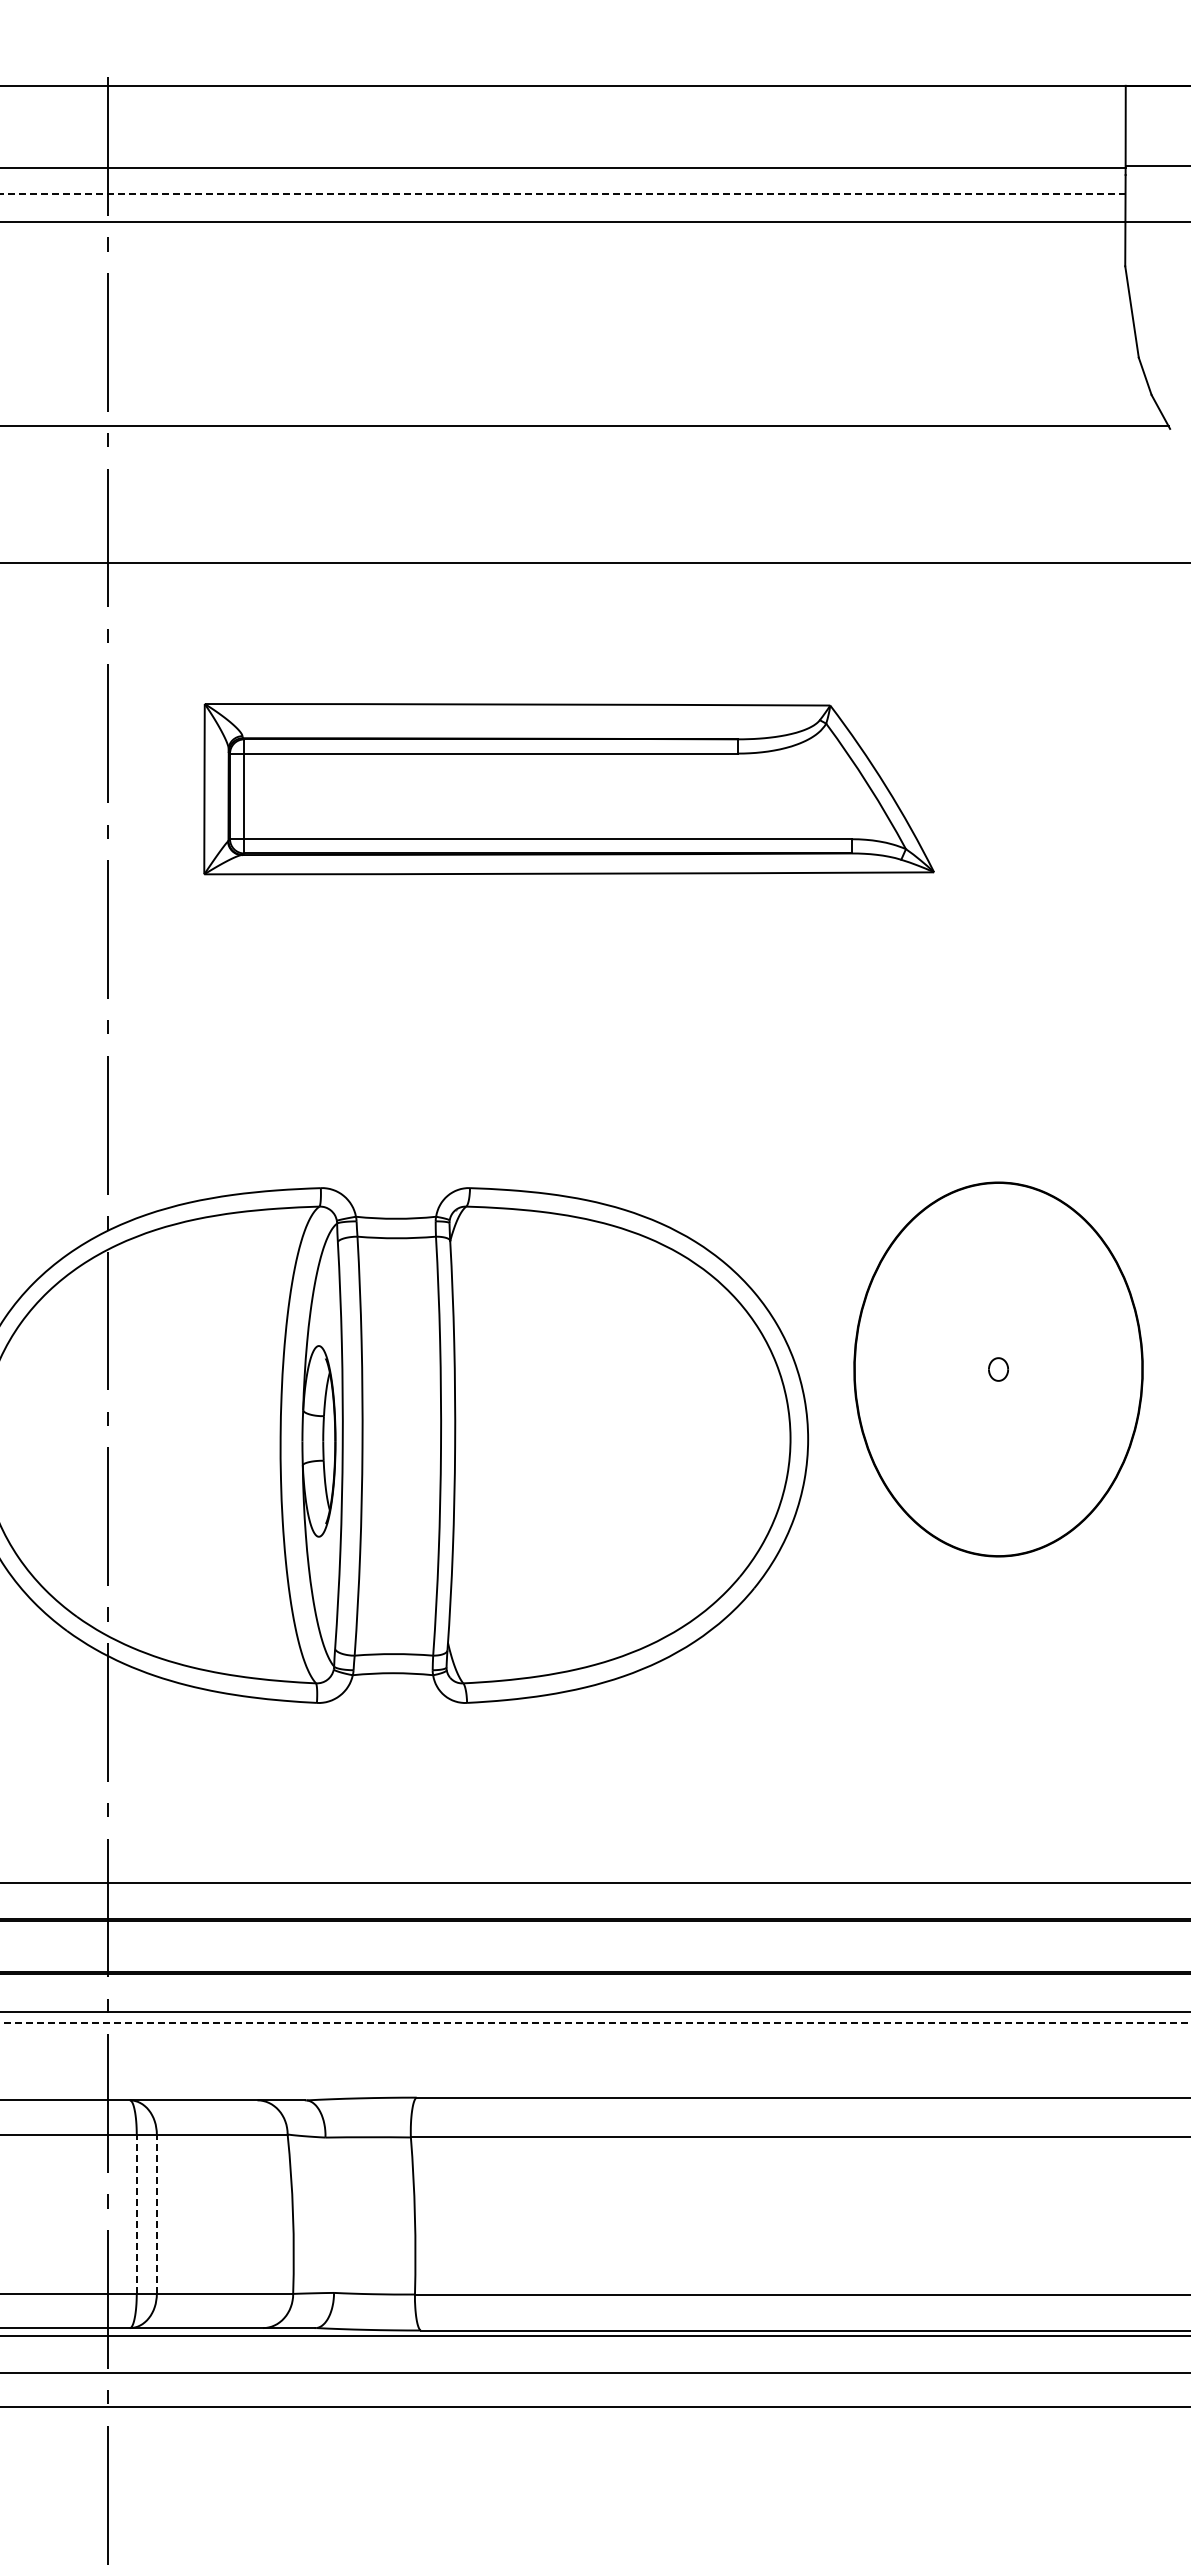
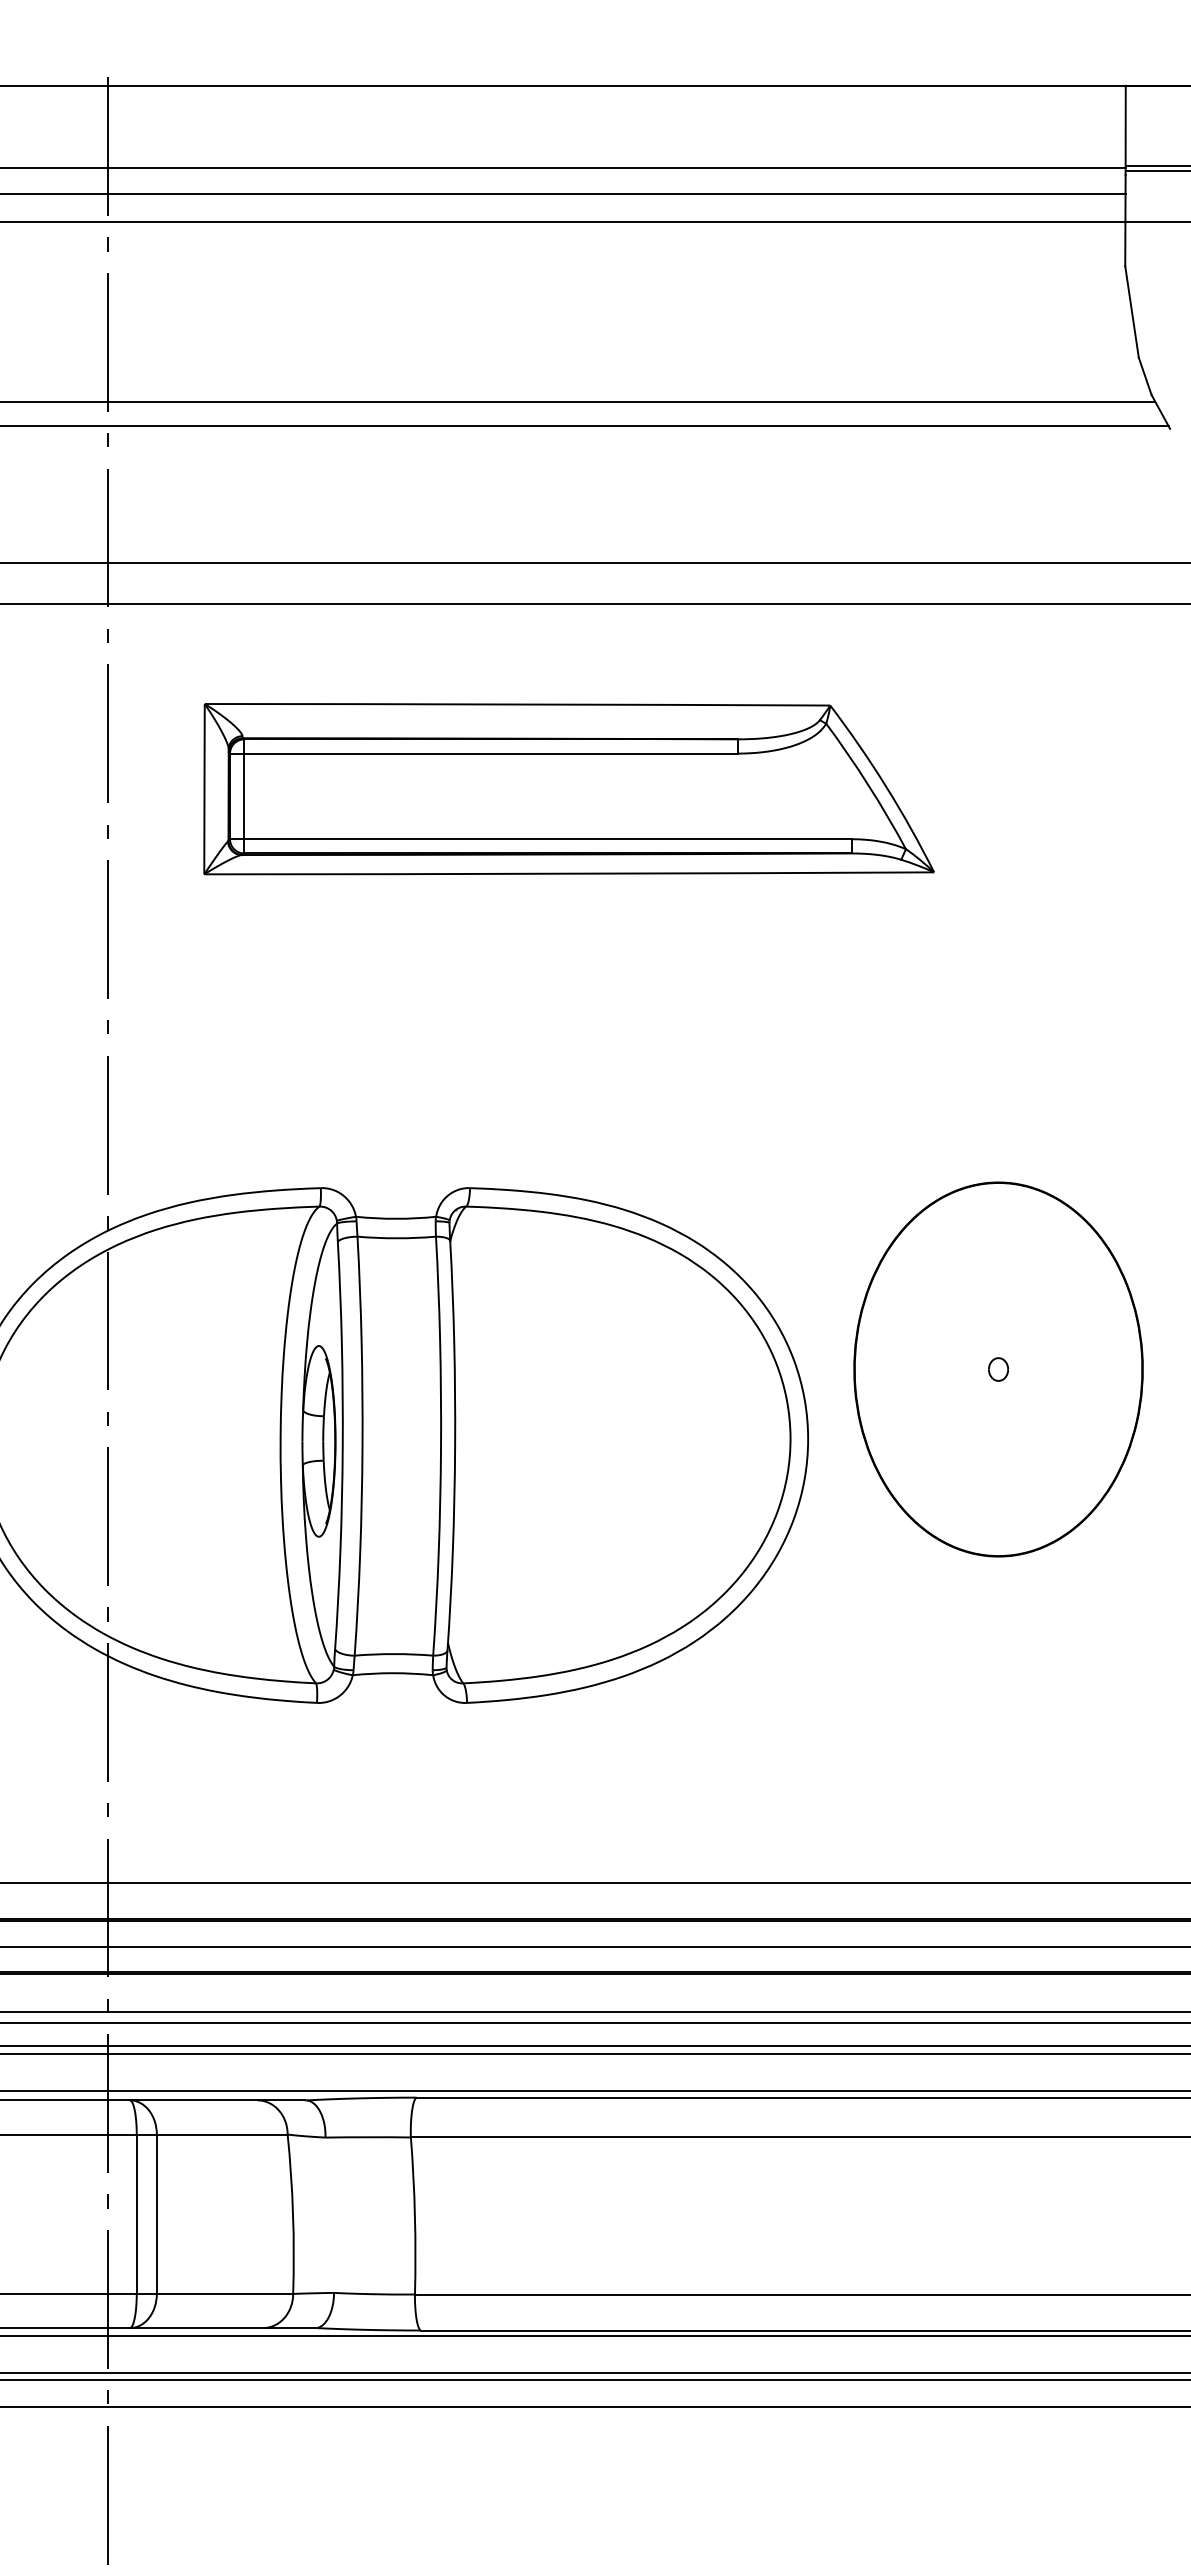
line: none -> present (1156, 171)
line: dashed -> solid (562, 193)
line: none -> present (578, 401)
line: none -> present (594, 604)
line: none -> present (594, 1946)
line: dashed -> solid (595, 2023)
line: none -> present (594, 2046)
line: none -> present (594, 2054)
line: none -> present (594, 2091)
line: dashed -> solid (136, 2214)
line: dashed -> solid (156, 2214)
line: none -> present (594, 2379)
